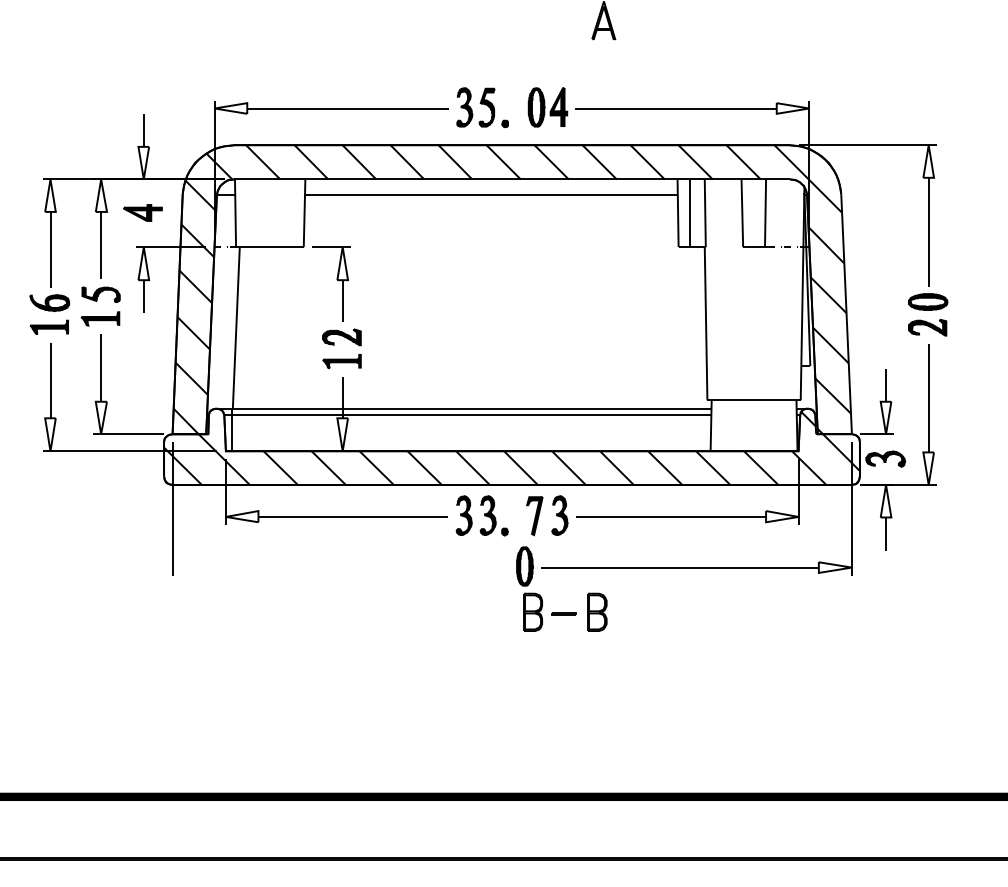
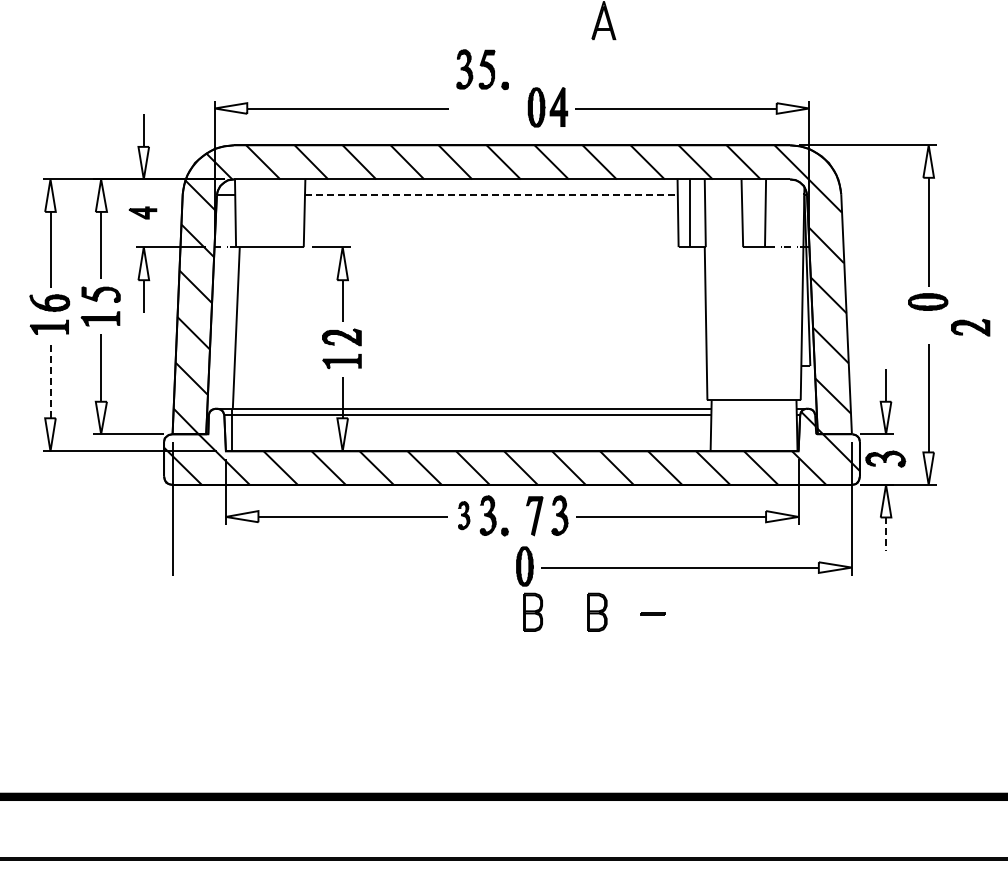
part position: (482, 107) -> (482, 69) (482, 69)
line: solid -> dashed (491, 195)
part size: 40x18 px -> 30x14 px (142, 212)
part position: (927, 327) -> (970, 327) (970, 327)
line: solid -> dashed (50, 380)
part size: 18x41 px -> 13x30 px (464, 515)
line: solid -> dashed (886, 534)
line position: (563, 613) -> (652, 613) (652, 613)
